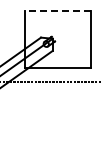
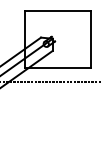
line: dashed -> solid (57, 10)
